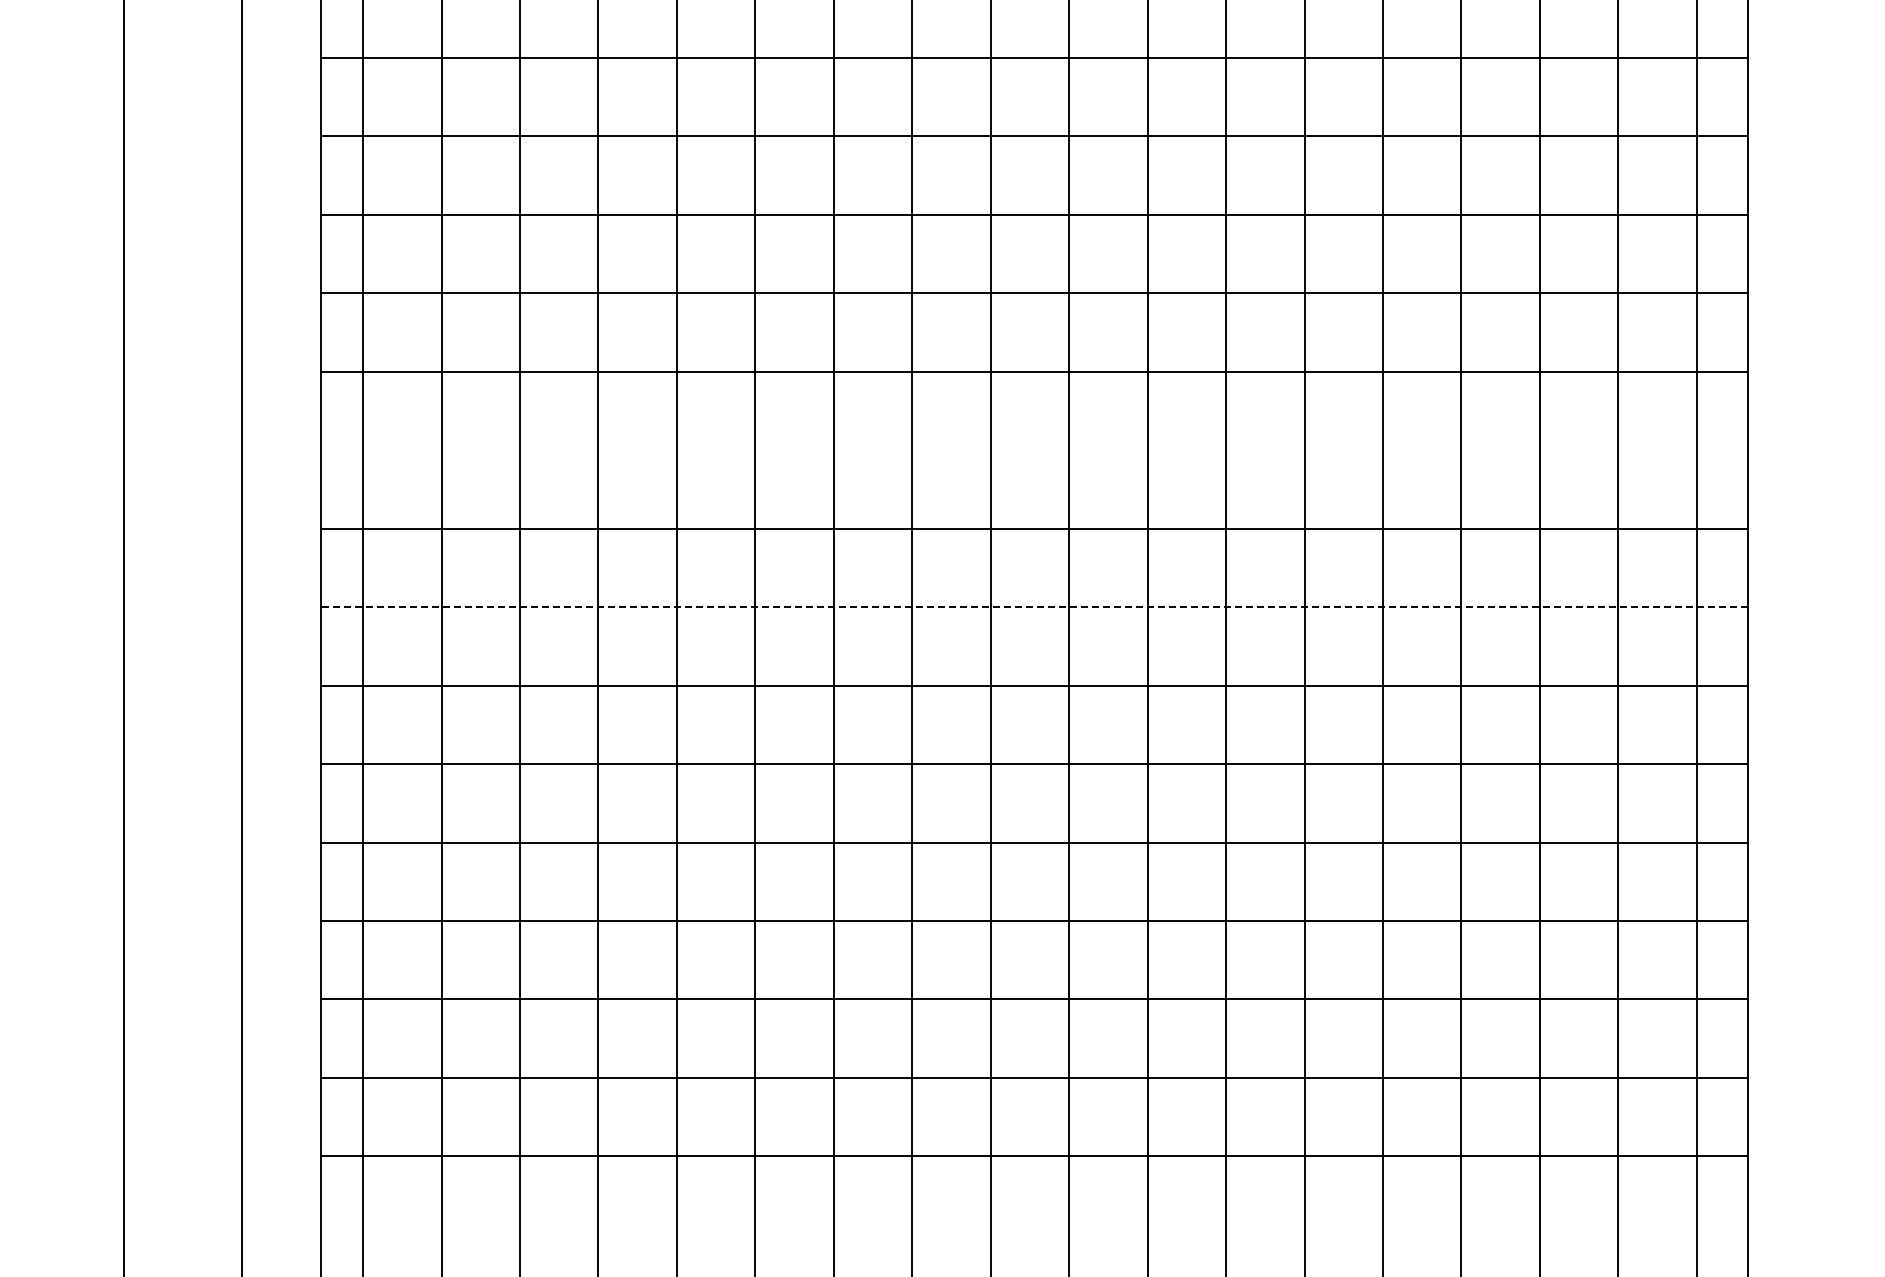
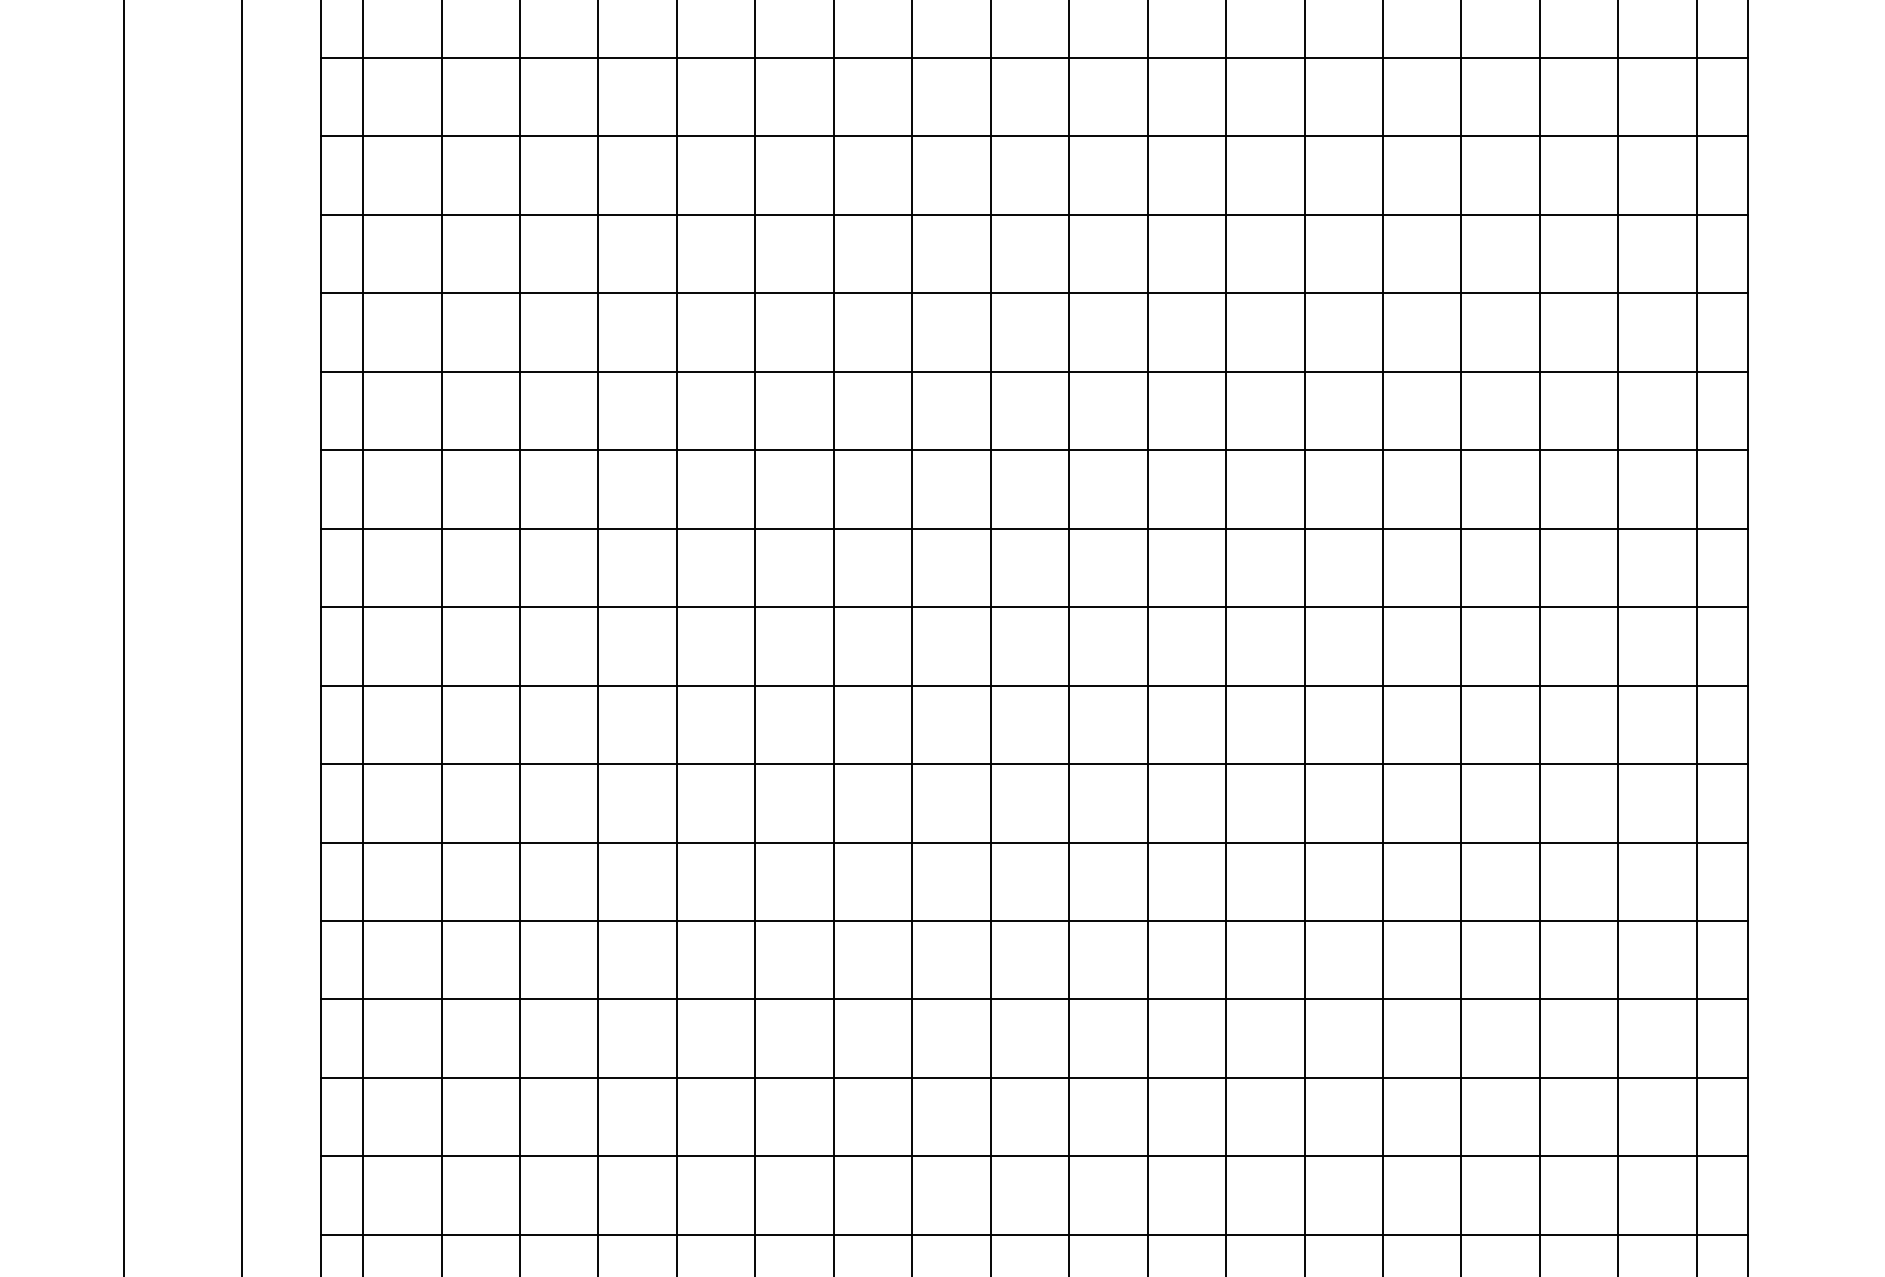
line: none -> present (1033, 450)
line: dashed -> solid (1033, 607)
line: none -> present (1033, 1234)
